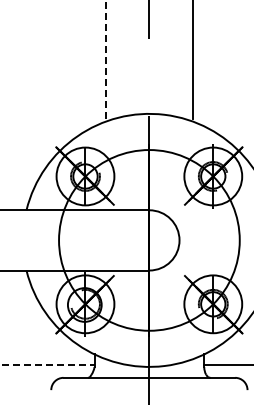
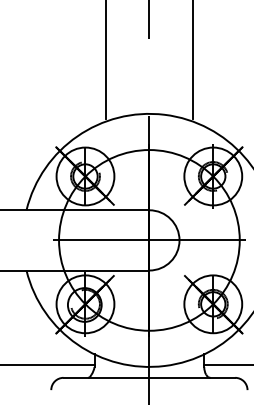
line: dashed -> solid (106, 60)
line: none -> present (149, 240)
line: dashed -> solid (47, 365)
